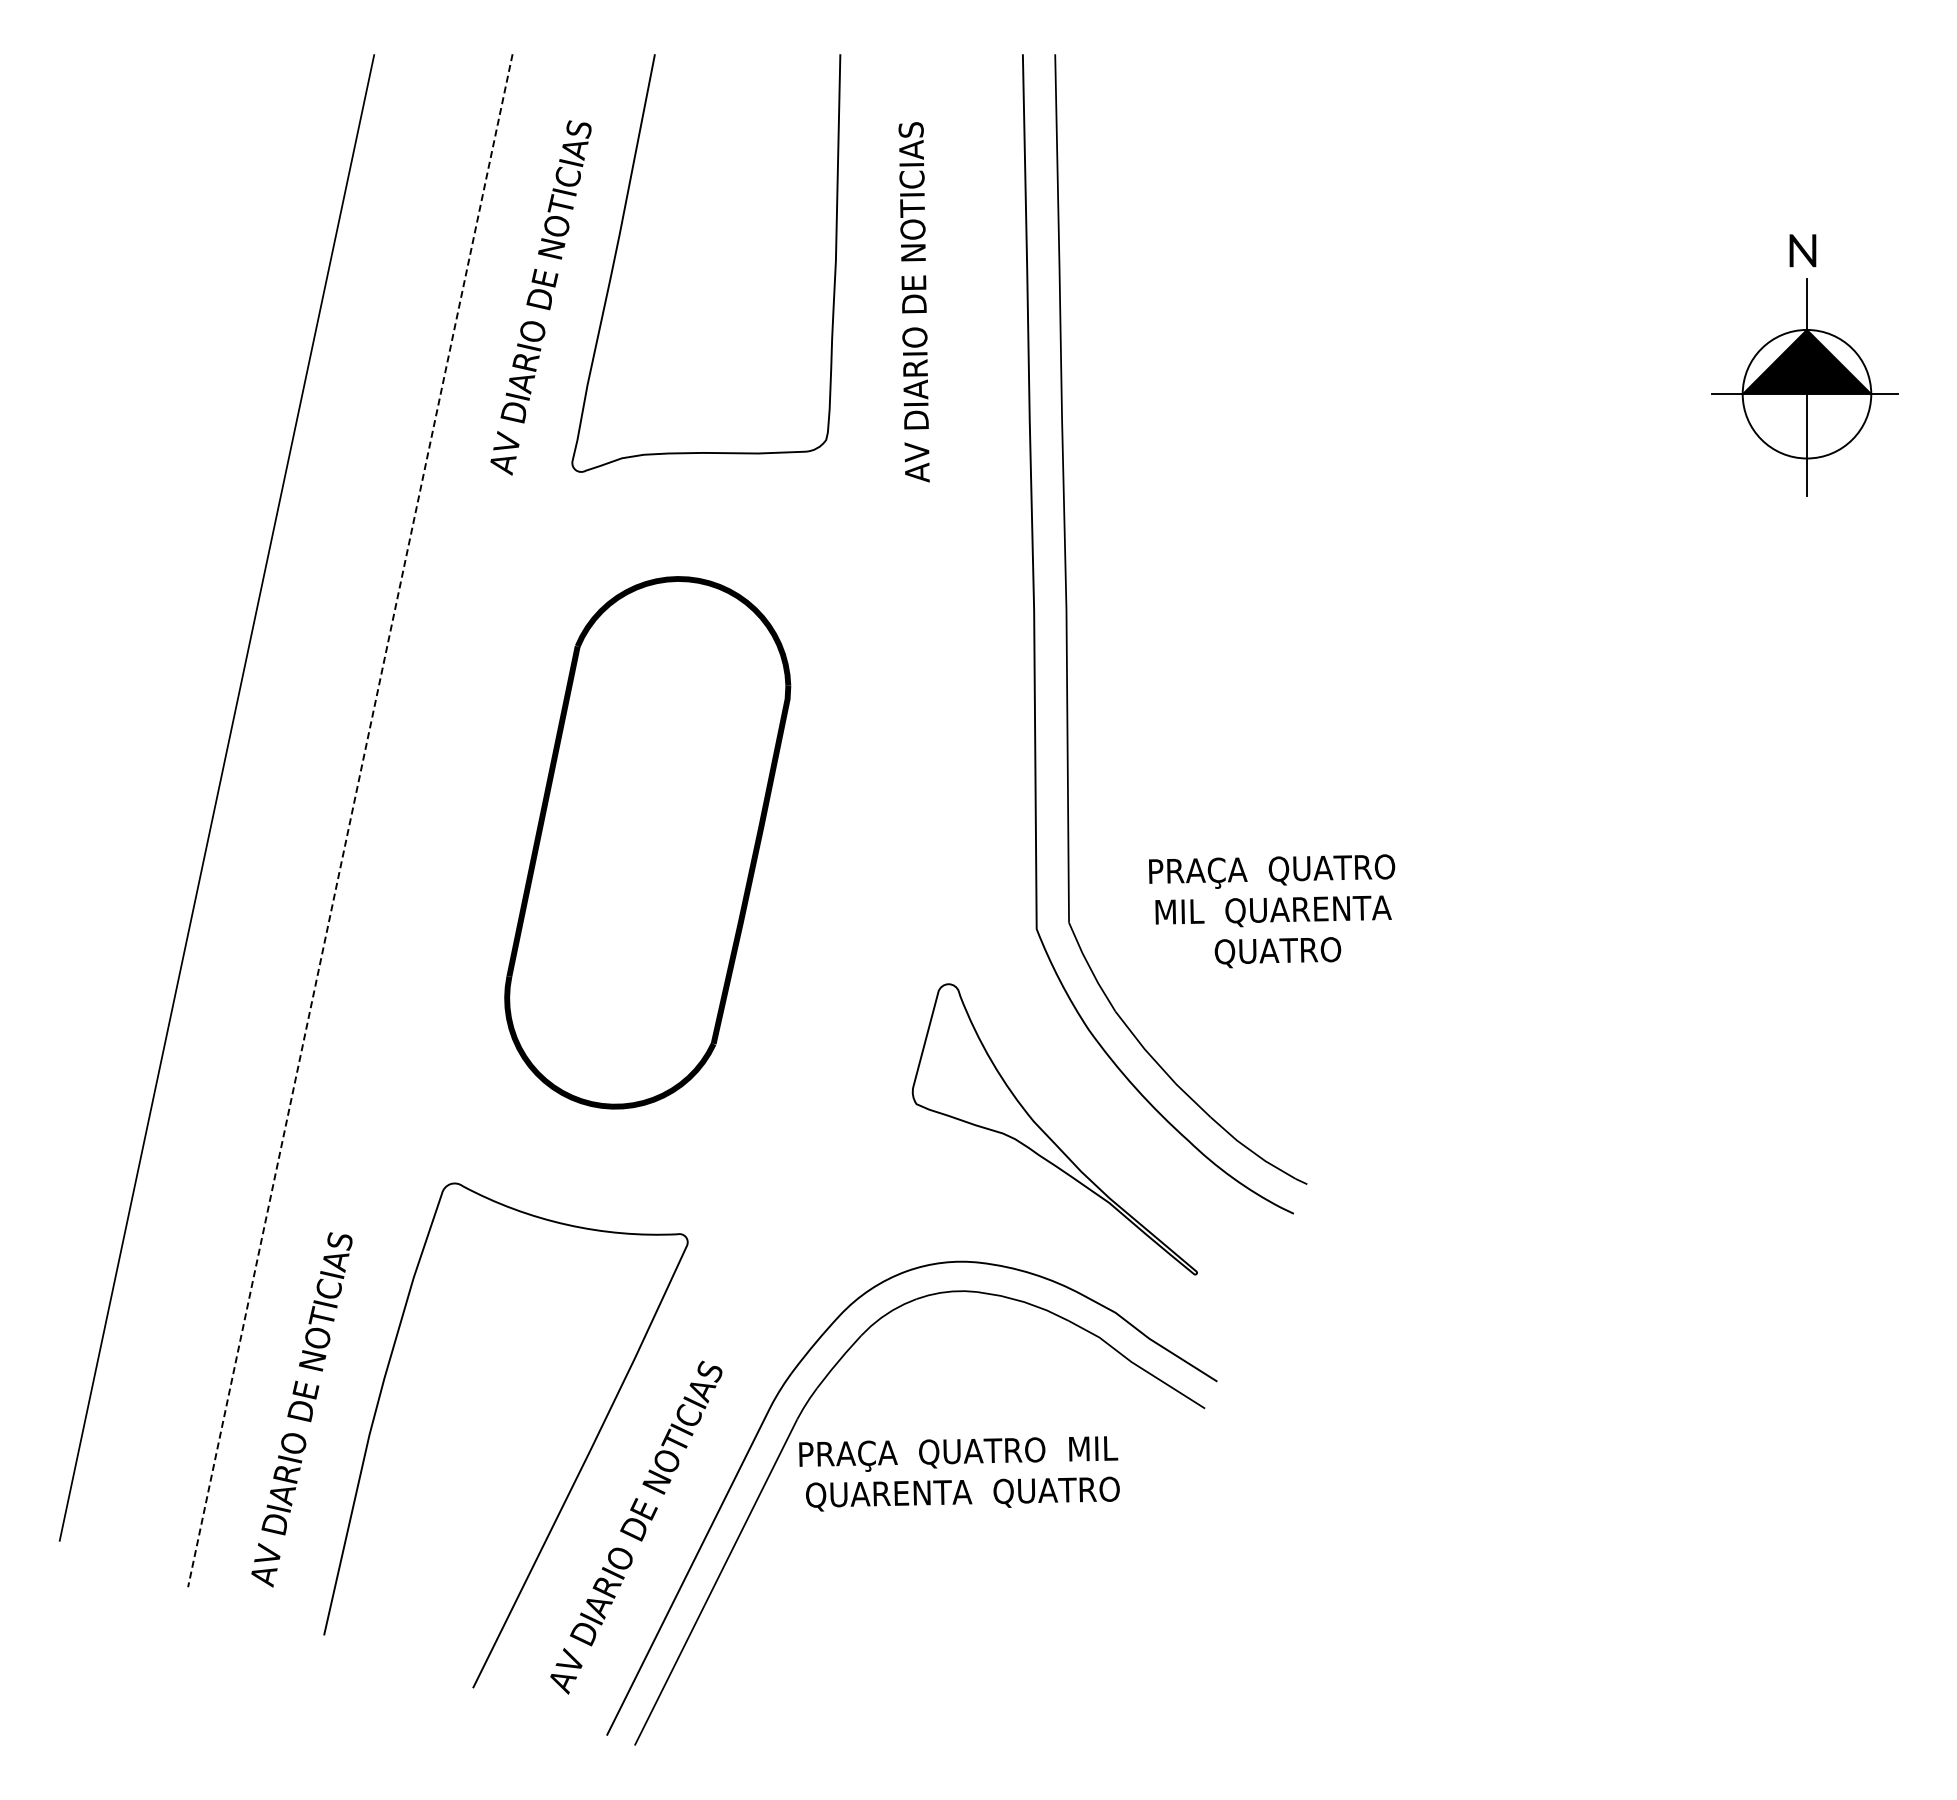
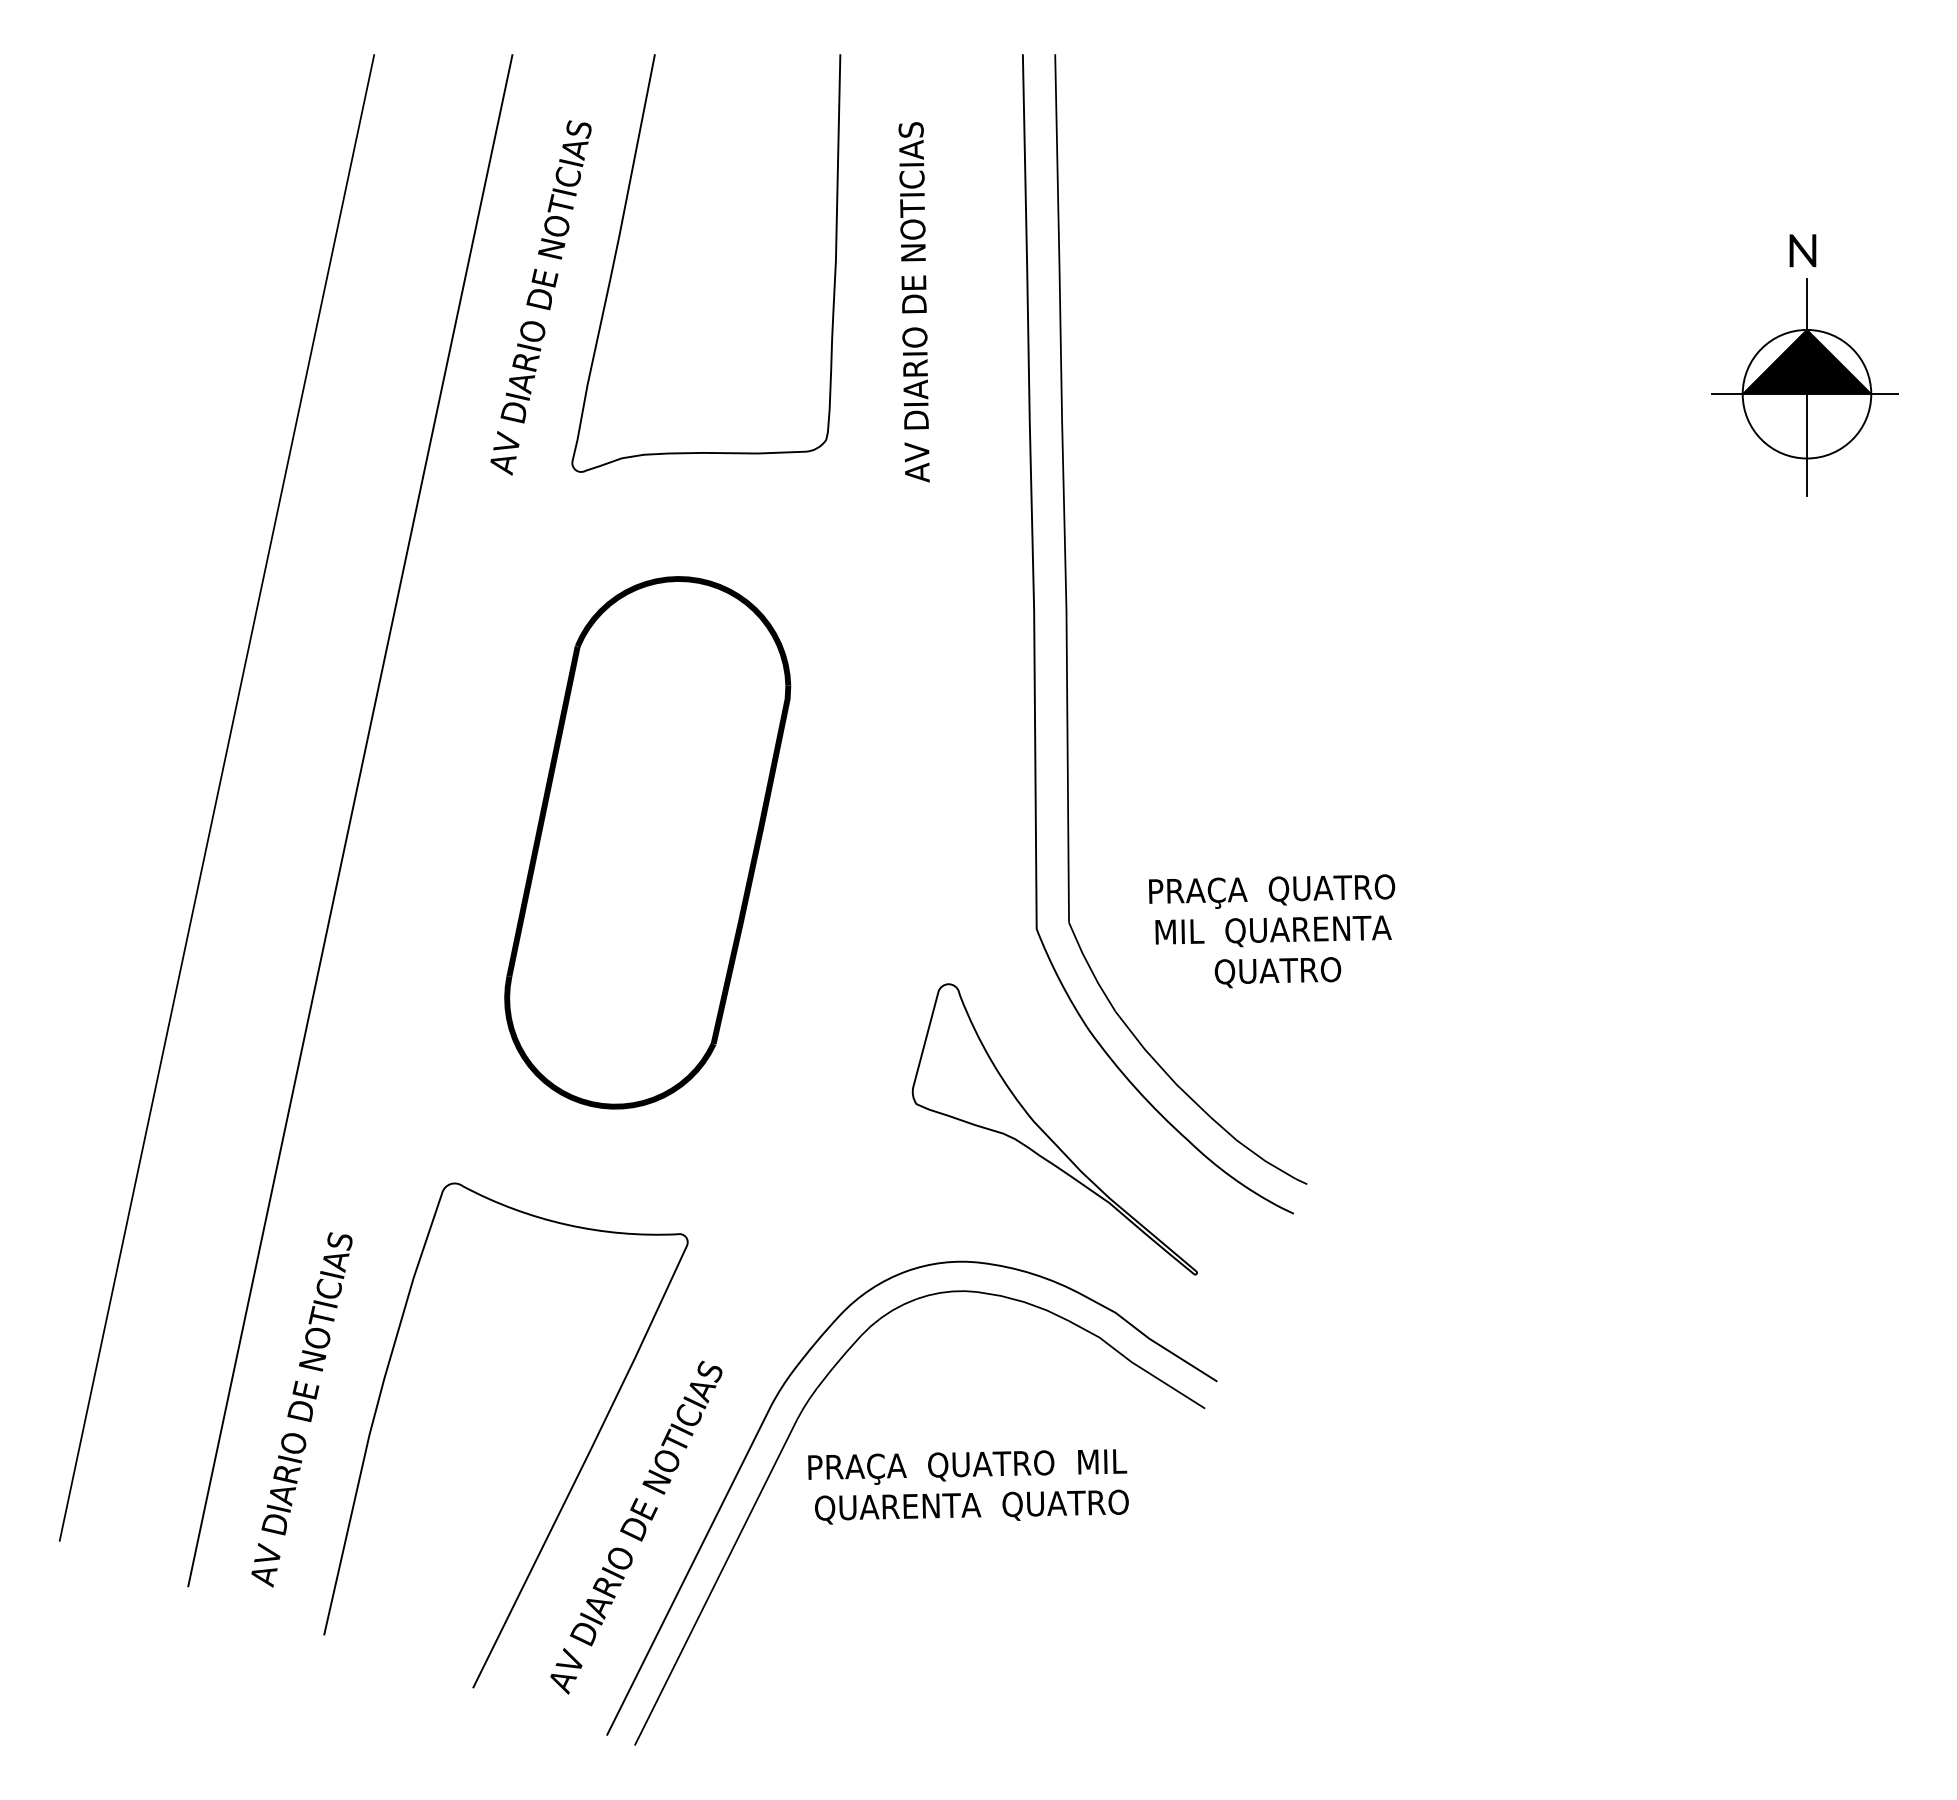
line: dashed -> solid (350, 821)
text position: (1272, 911) -> (1272, 931) (1272, 931)
text position: (959, 1473) -> (968, 1486) (968, 1486)
